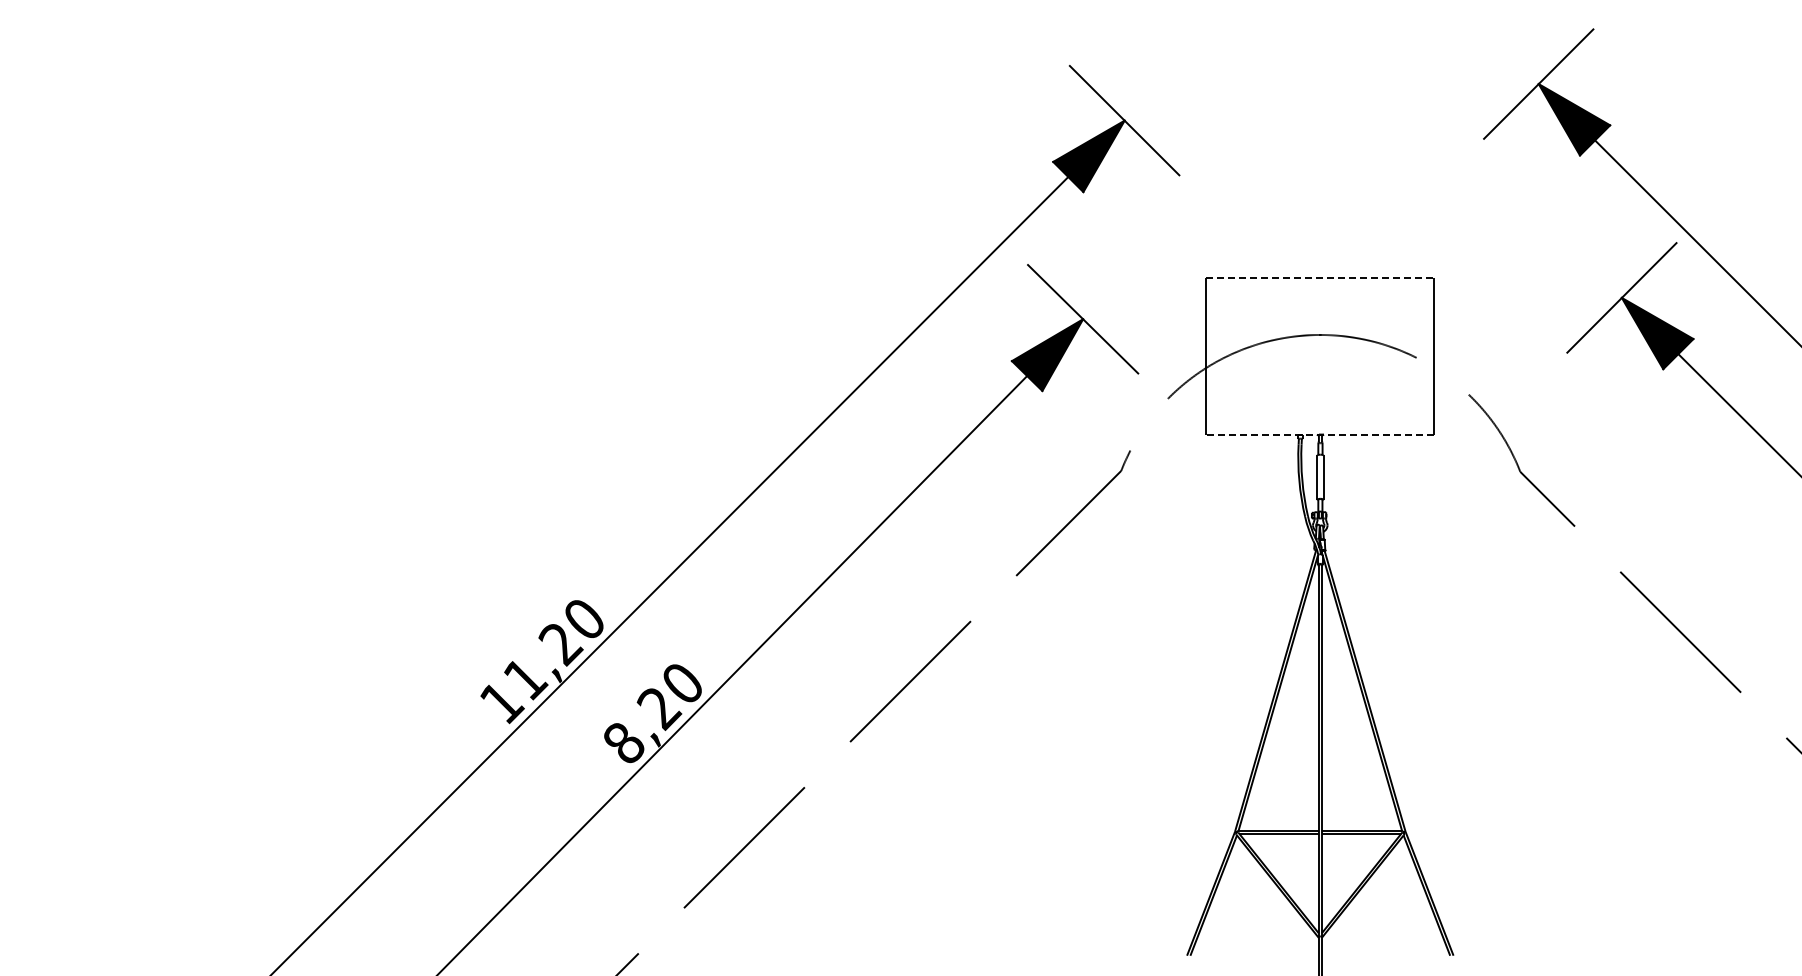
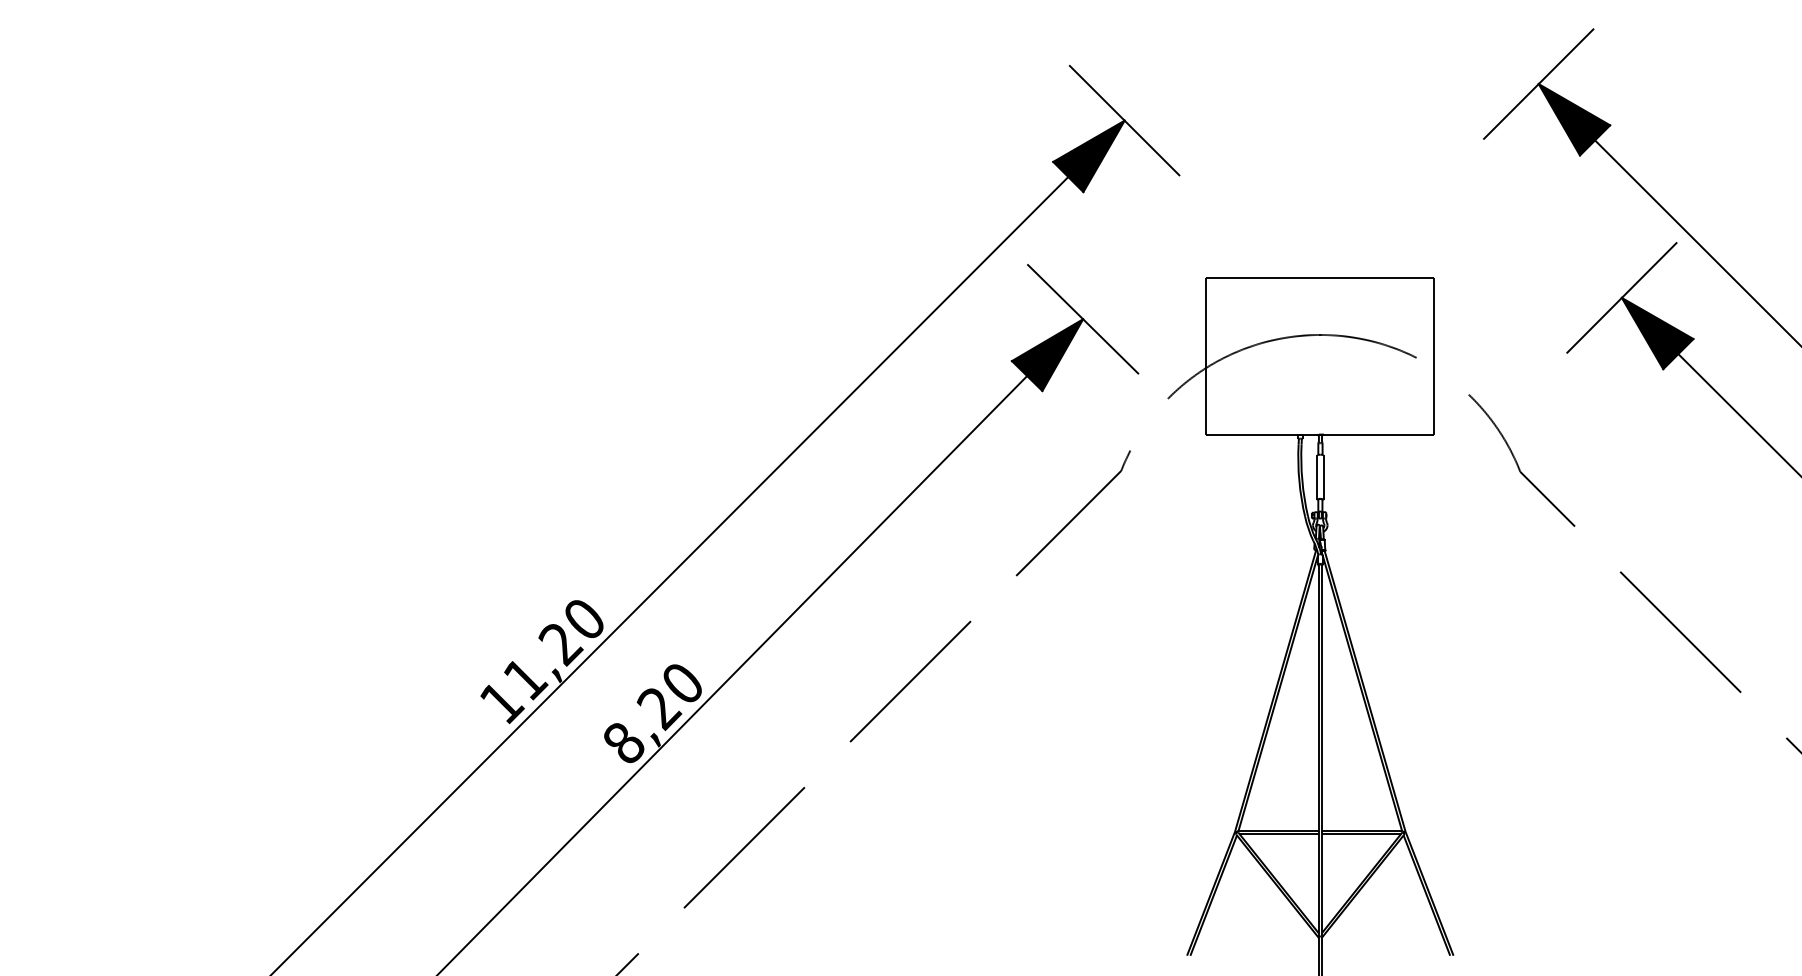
line: dashed -> solid (1320, 277)
line: dashed -> solid (1320, 434)
